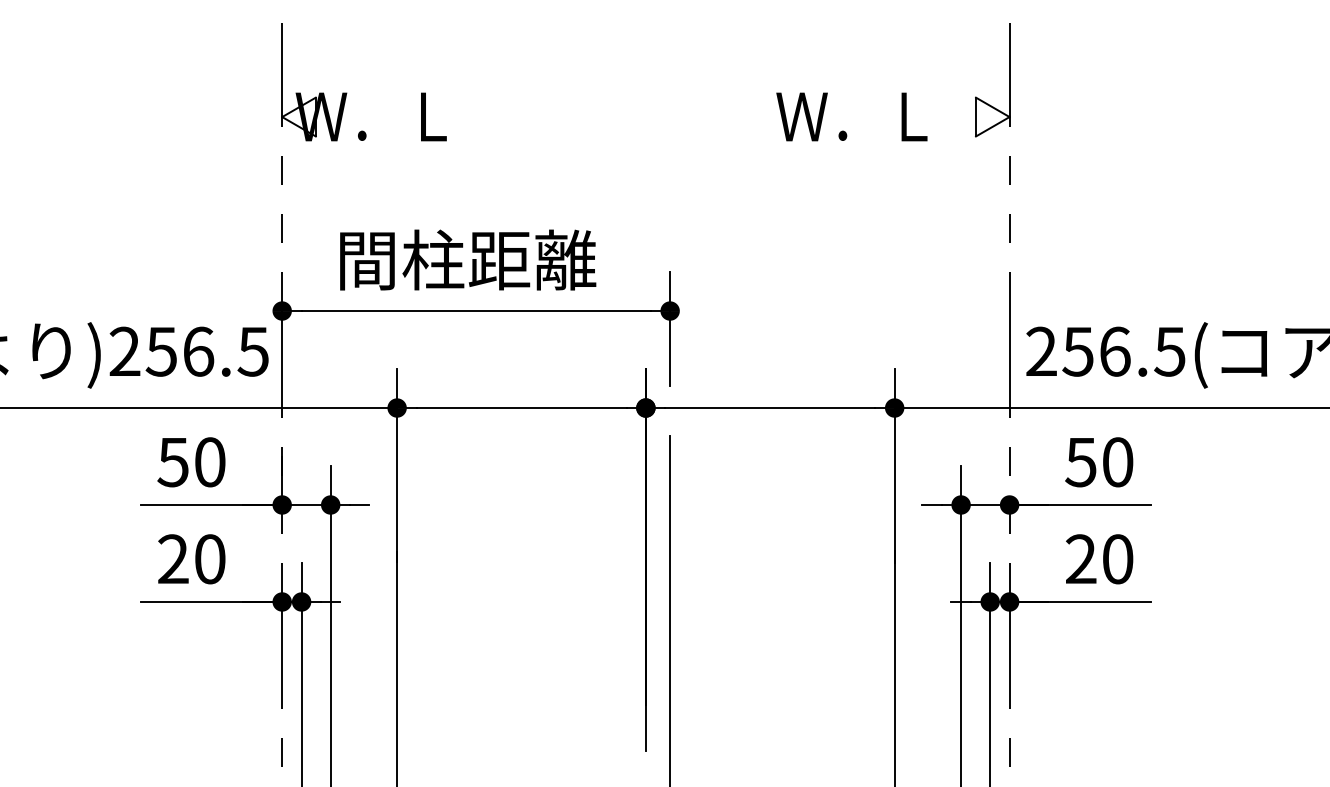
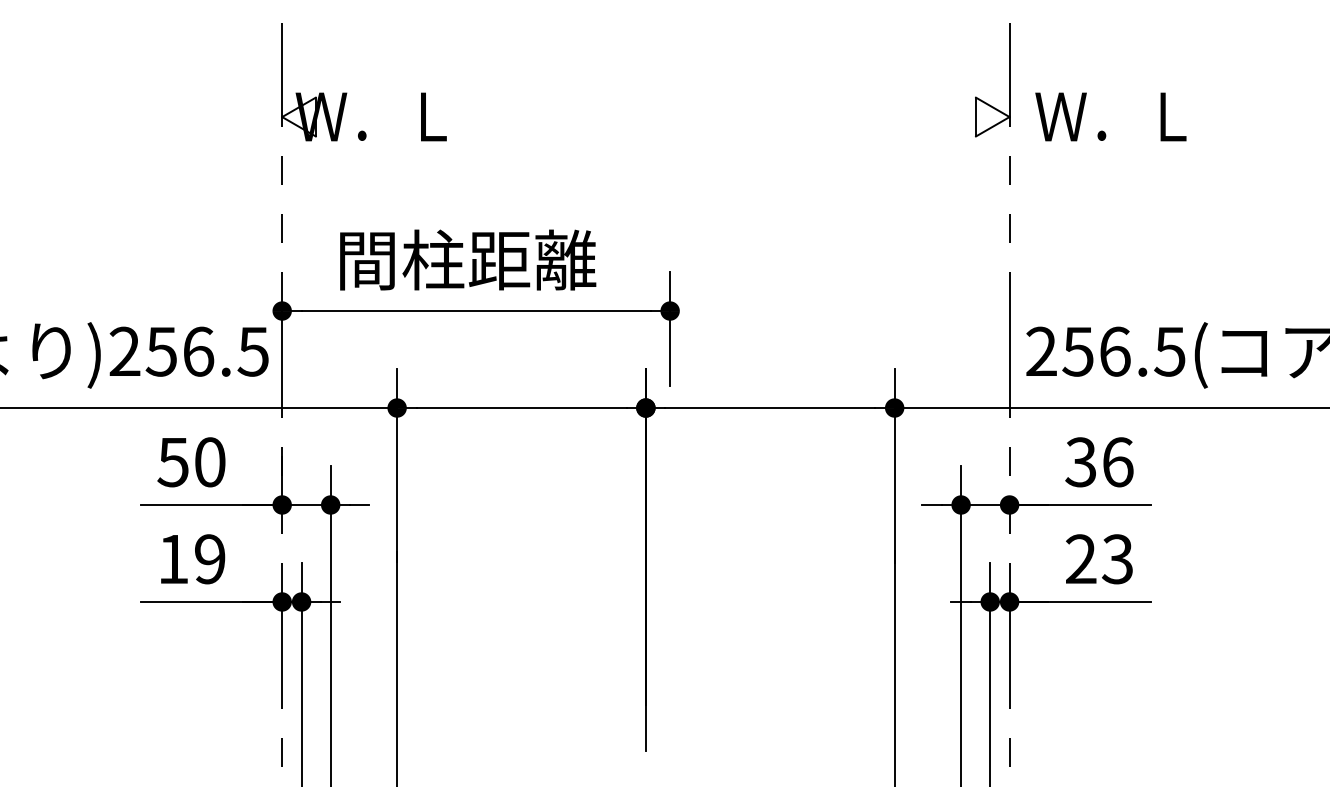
text position: (851, 116) -> (1110, 116) (1110, 116)
text: 50 -> 36 (1099, 462)
text: 20 -> 19 (191, 559)
text: 20 -> 23 (1117, 559)
line: present -> none (670, 609)
